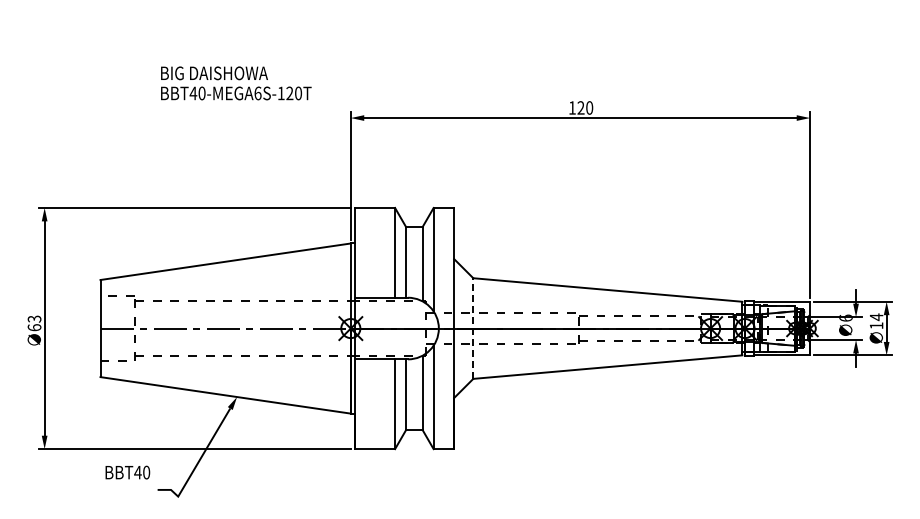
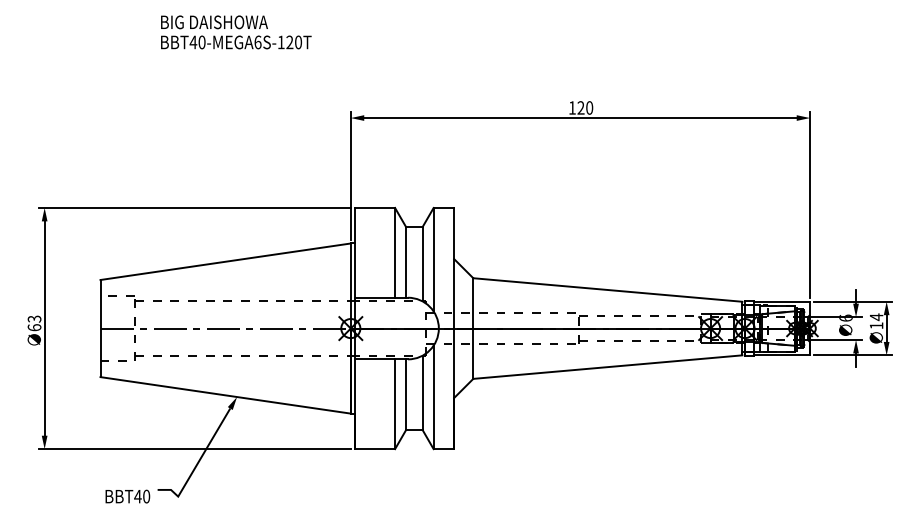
text position: (236, 83) -> (236, 32) (236, 32)
line: dashed -> solid (473, 328)
text position: (127, 472) -> (127, 496) (127, 496)
